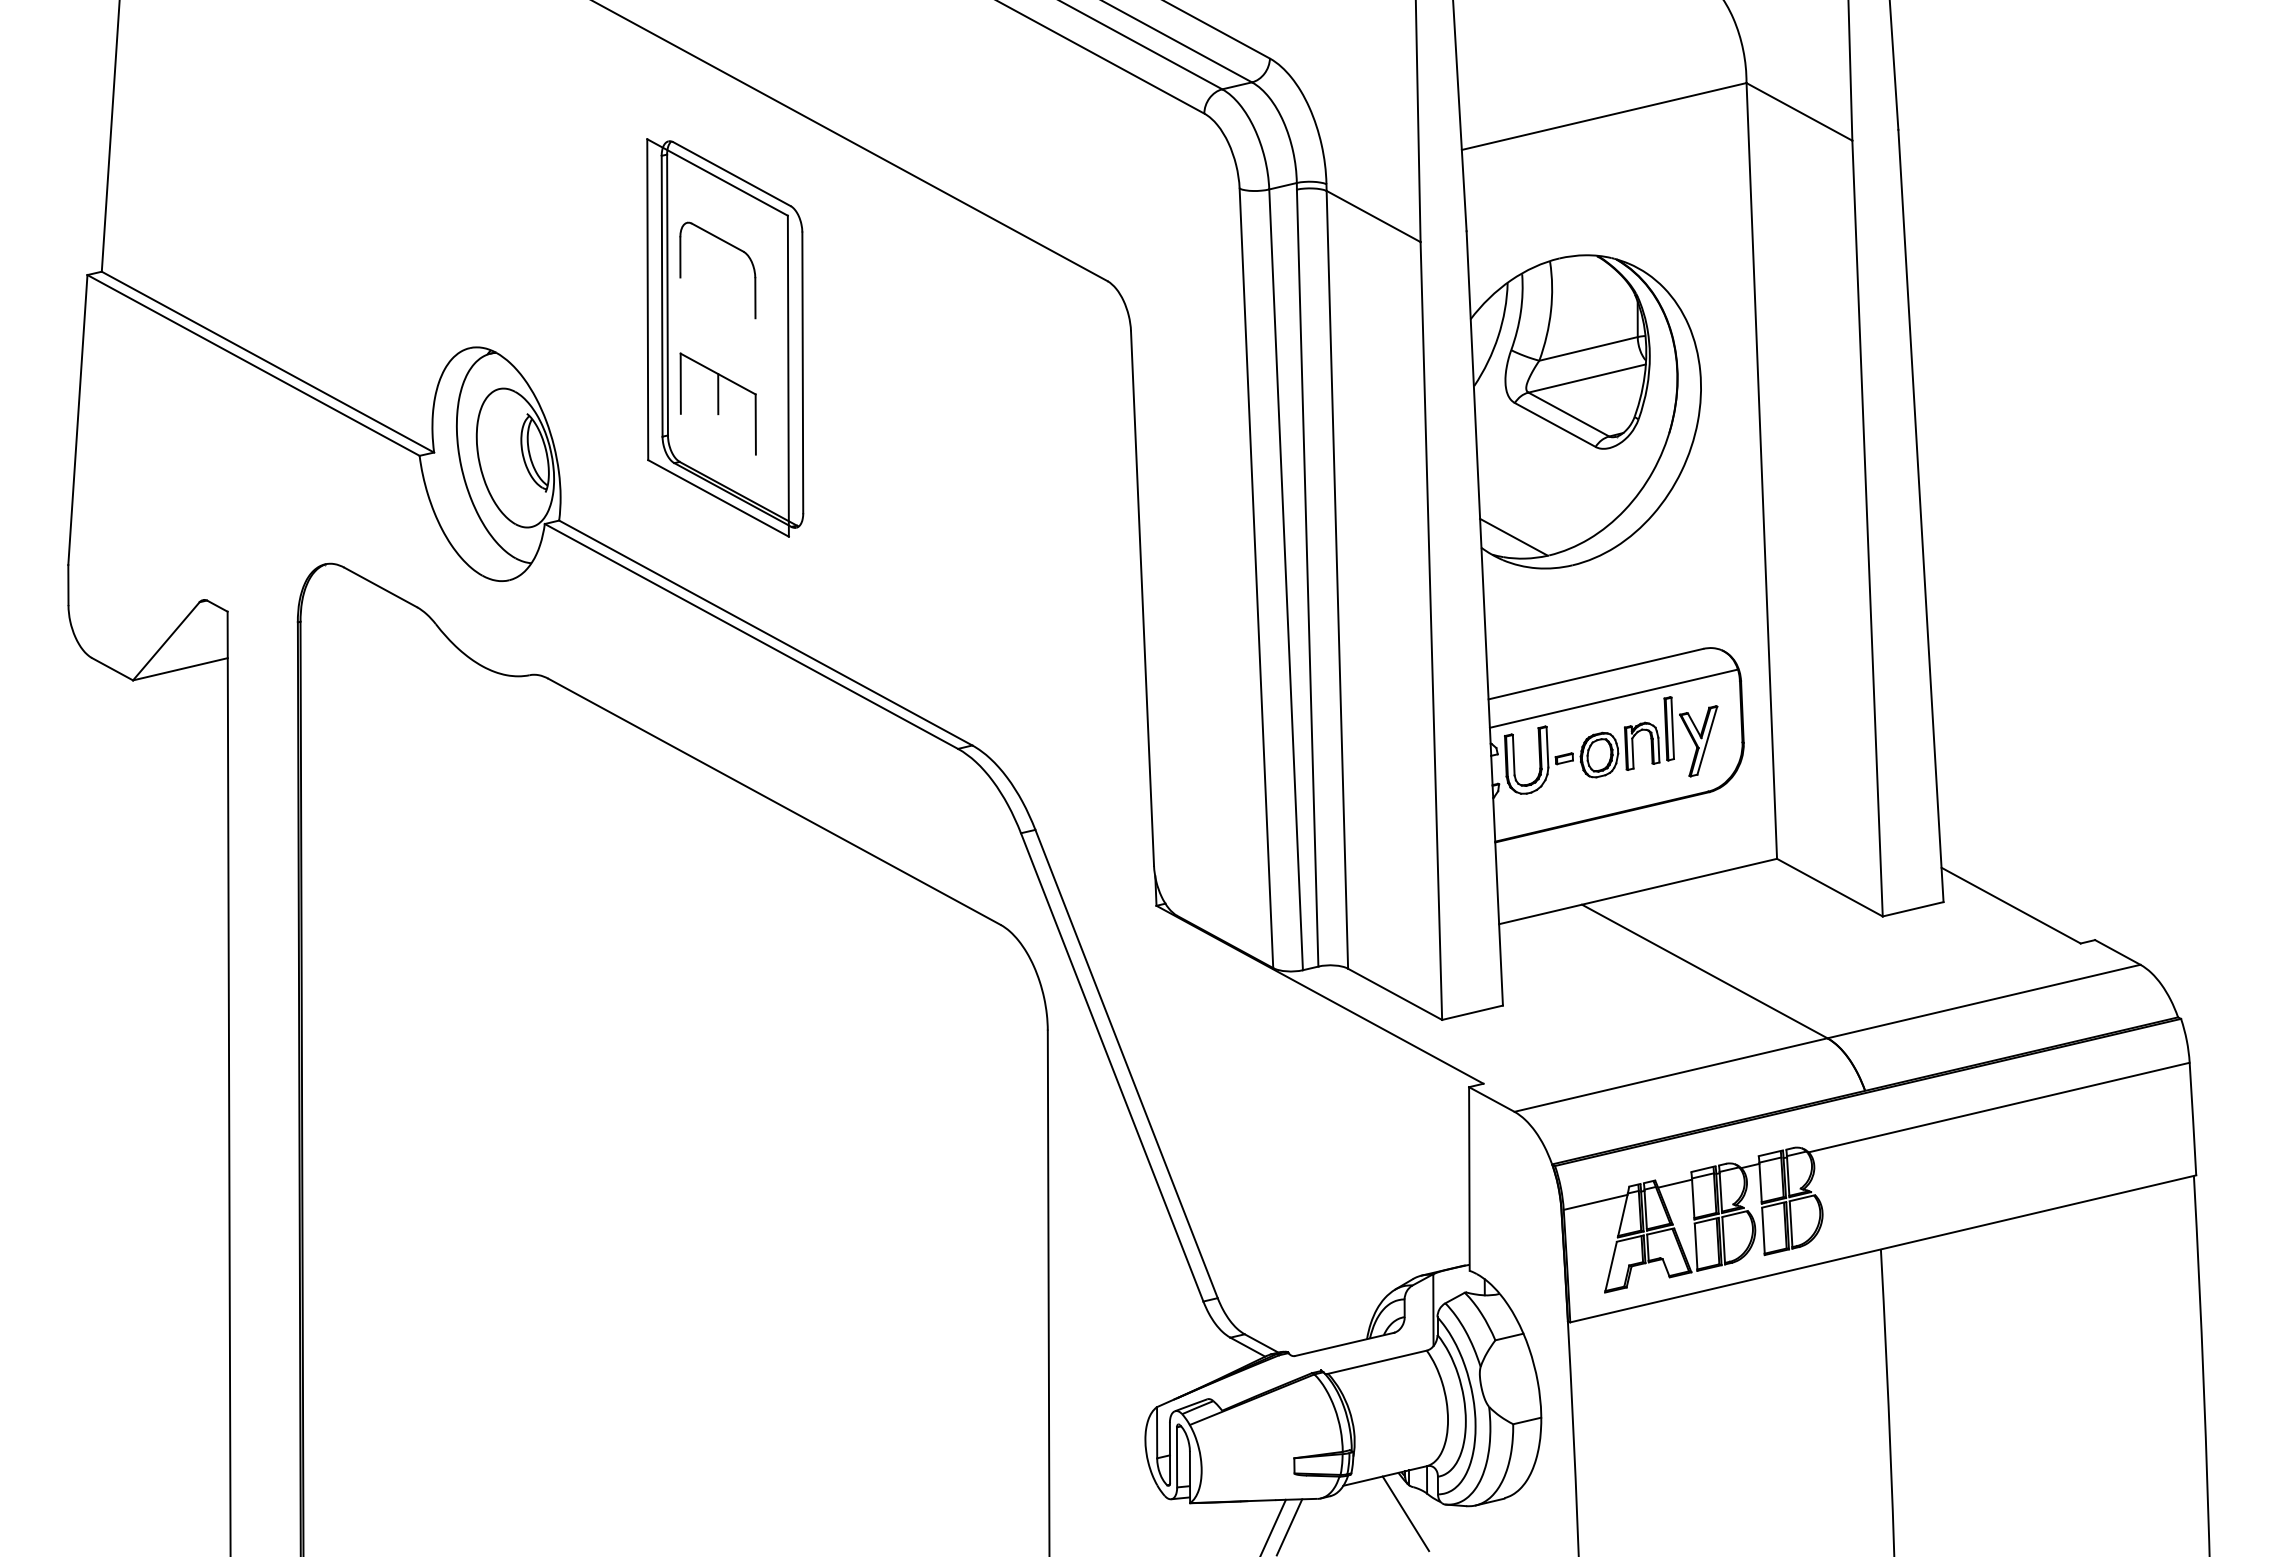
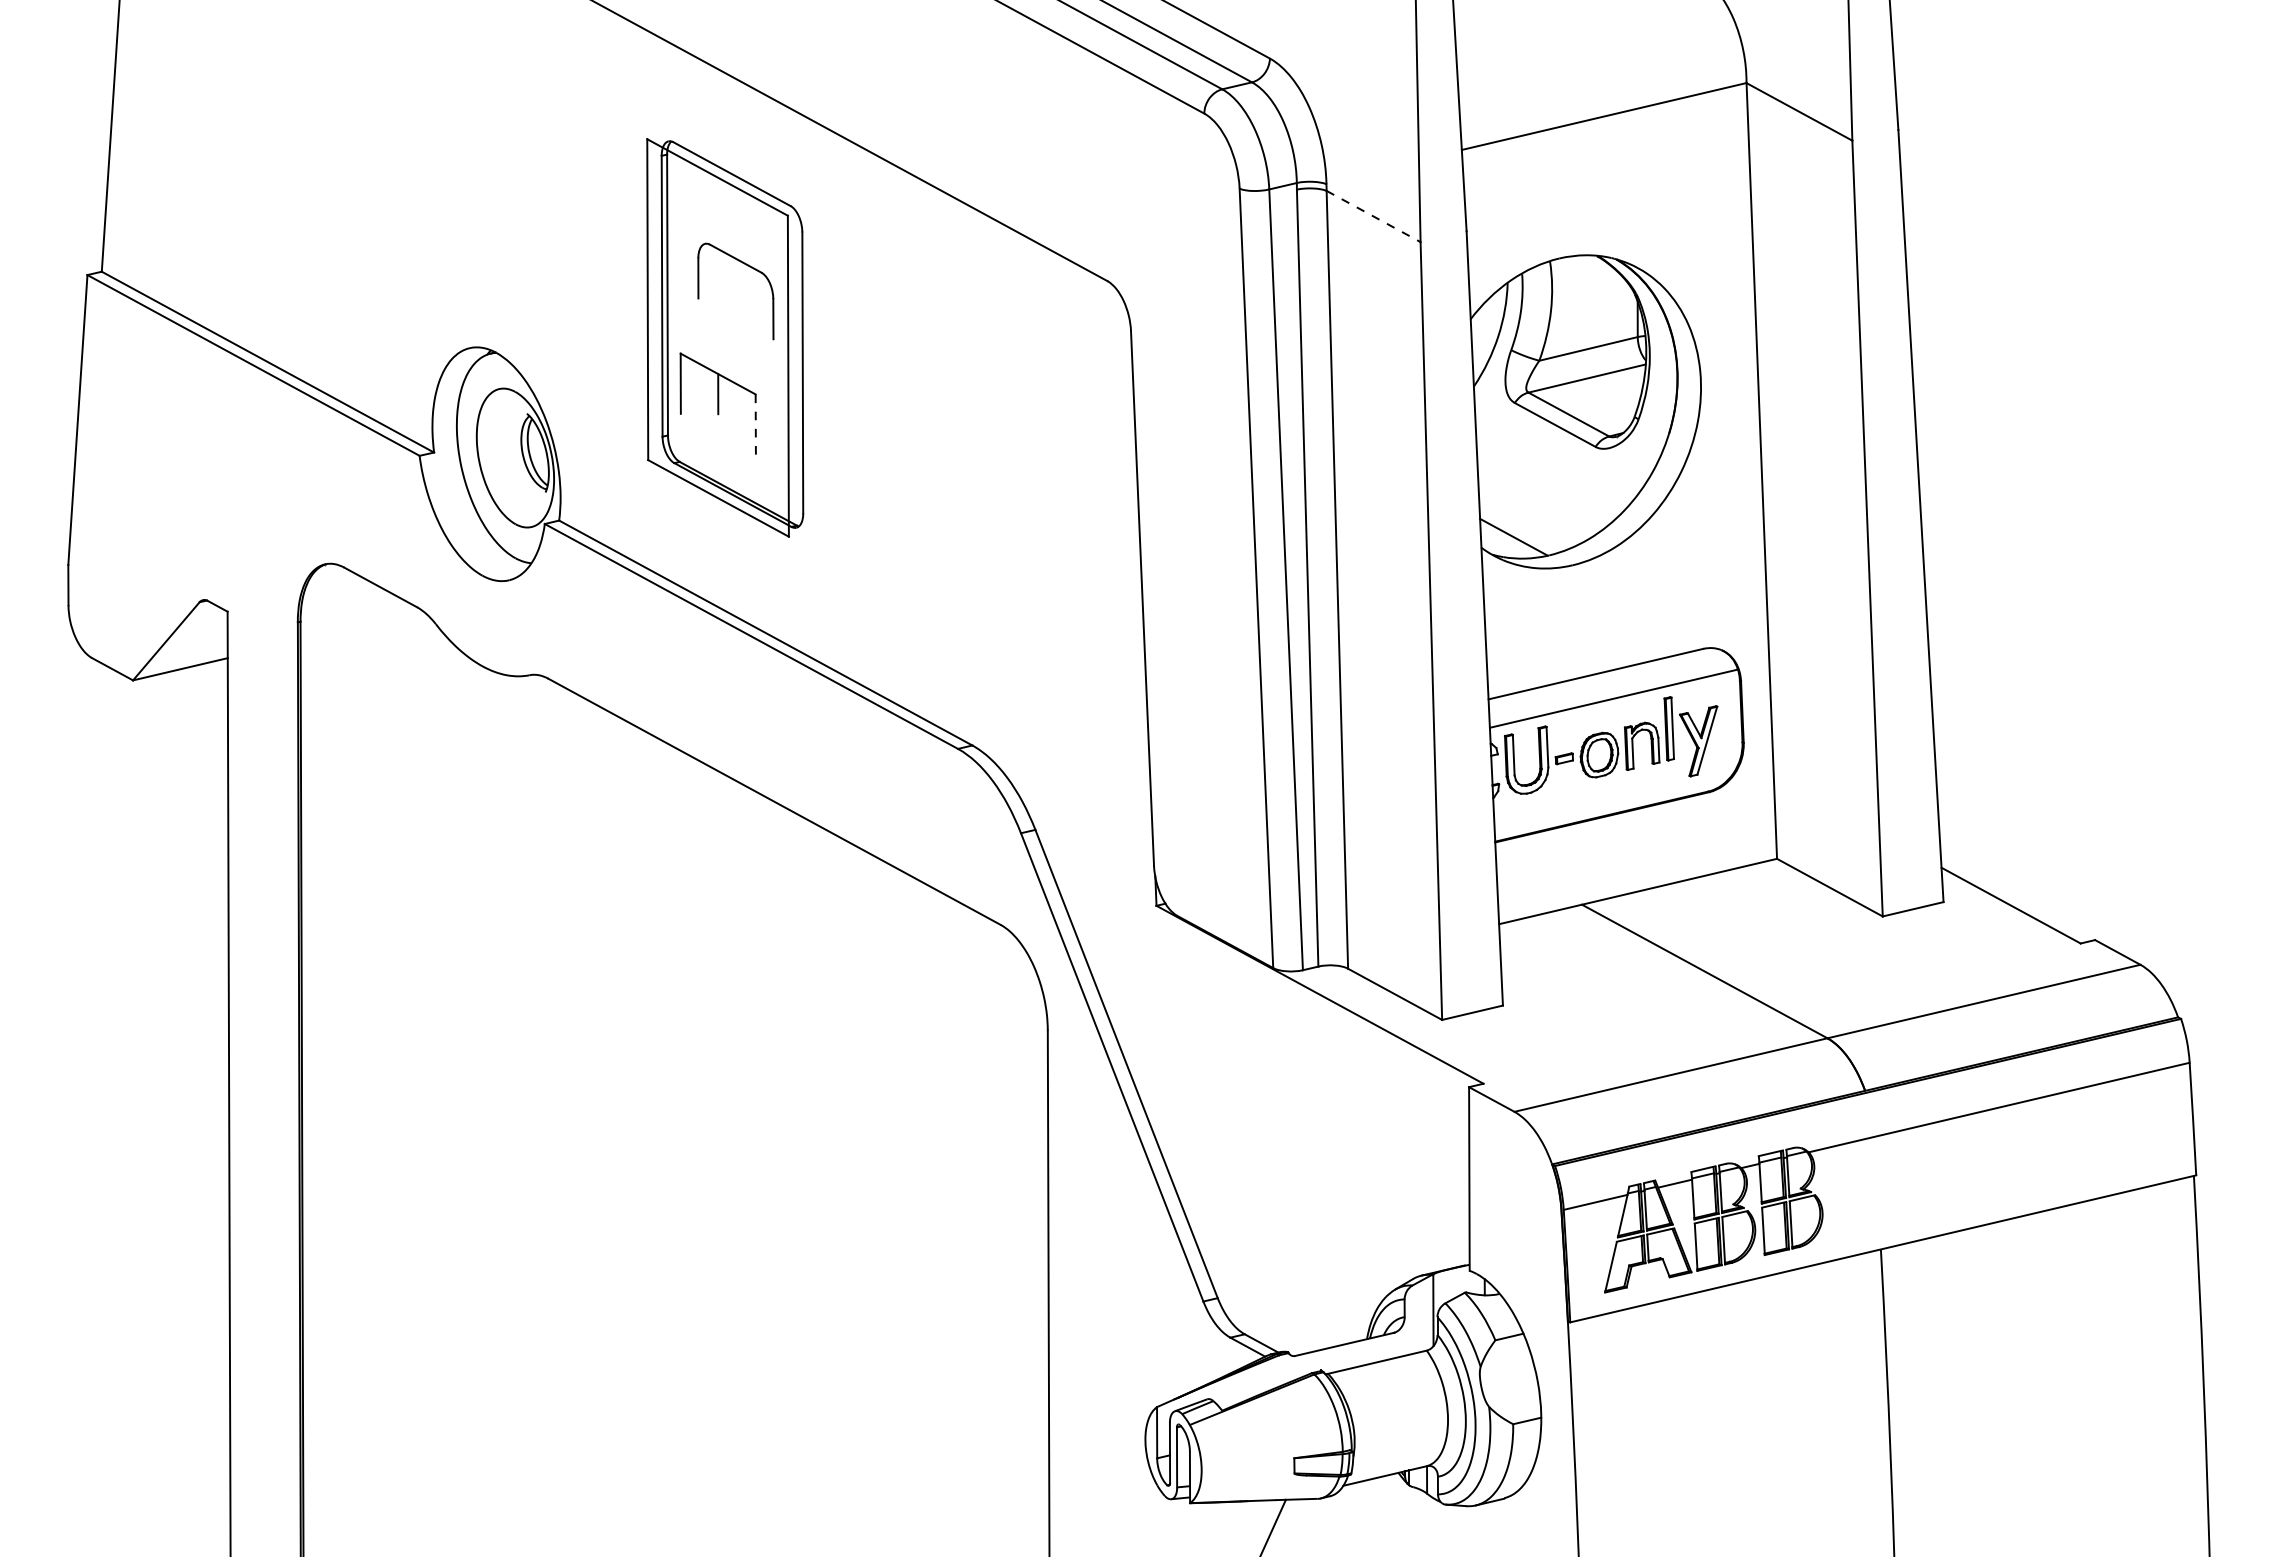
line: solid -> dashed (1374, 216)
part position: (729, 245) -> (747, 266) (747, 266)
line: solid -> dashed (755, 424)
line: present -> none (1405, 1513)
line: present -> none (1289, 1526)
